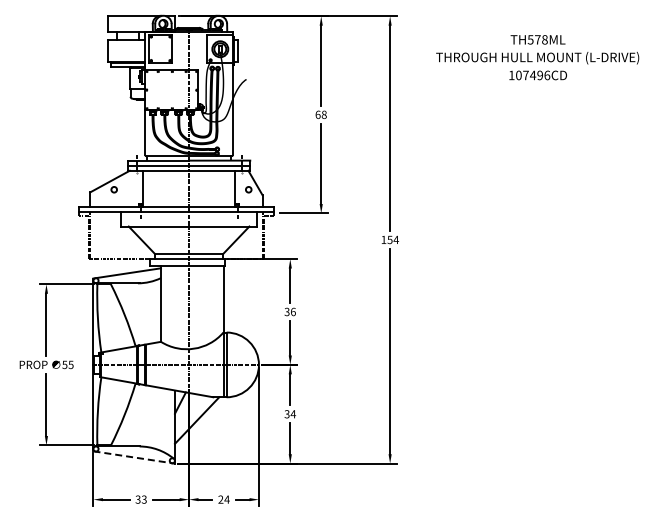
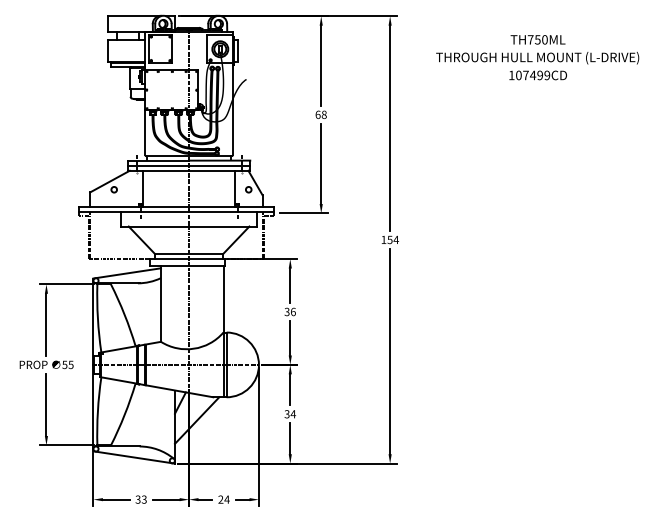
text: TH578ML -> TH750ML (537, 39)
text: 107496CD -> 107499CD (547, 75)
line: dashed -> solid (134, 457)
